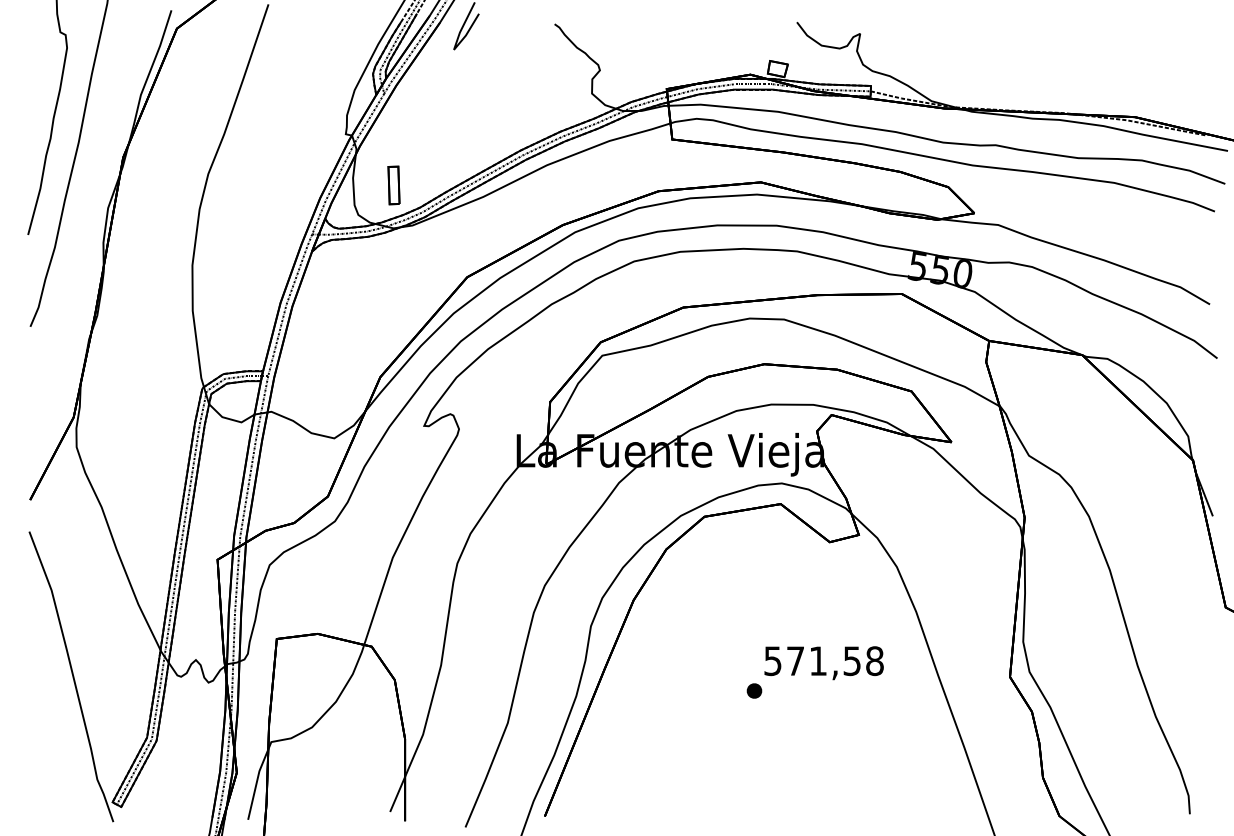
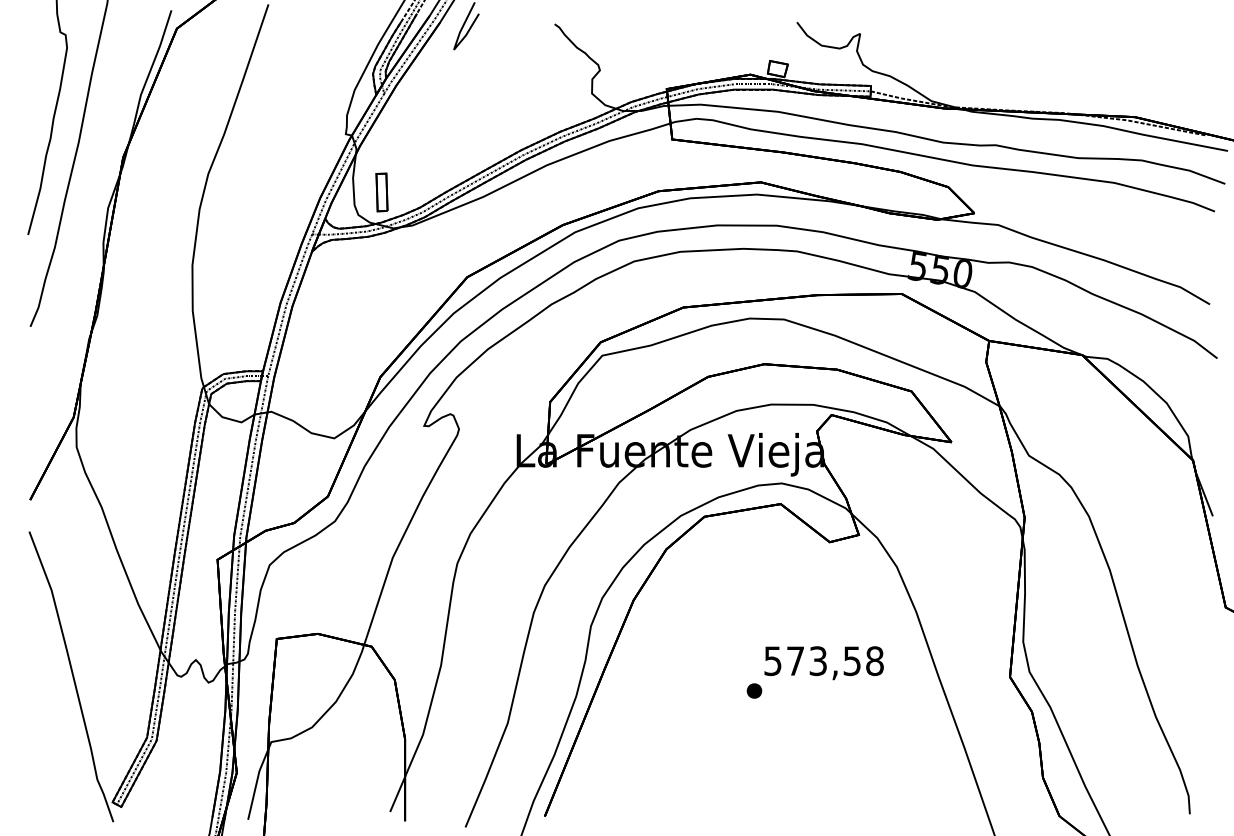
part position: (393, 185) -> (381, 192) (381, 192)
text: 571,58 -> 573,58 (817, 661)
